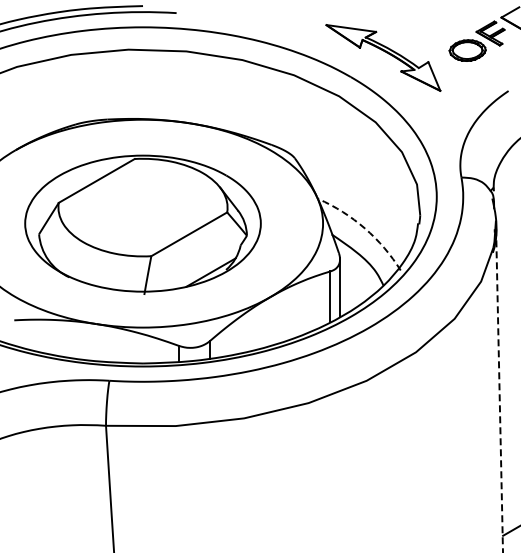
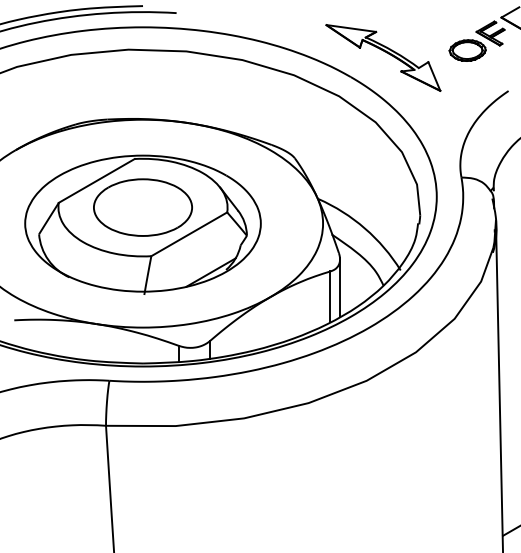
part: none -> present (142, 207)
arc: dashed -> solid (365, 228)
line: dashed -> solid (499, 386)
